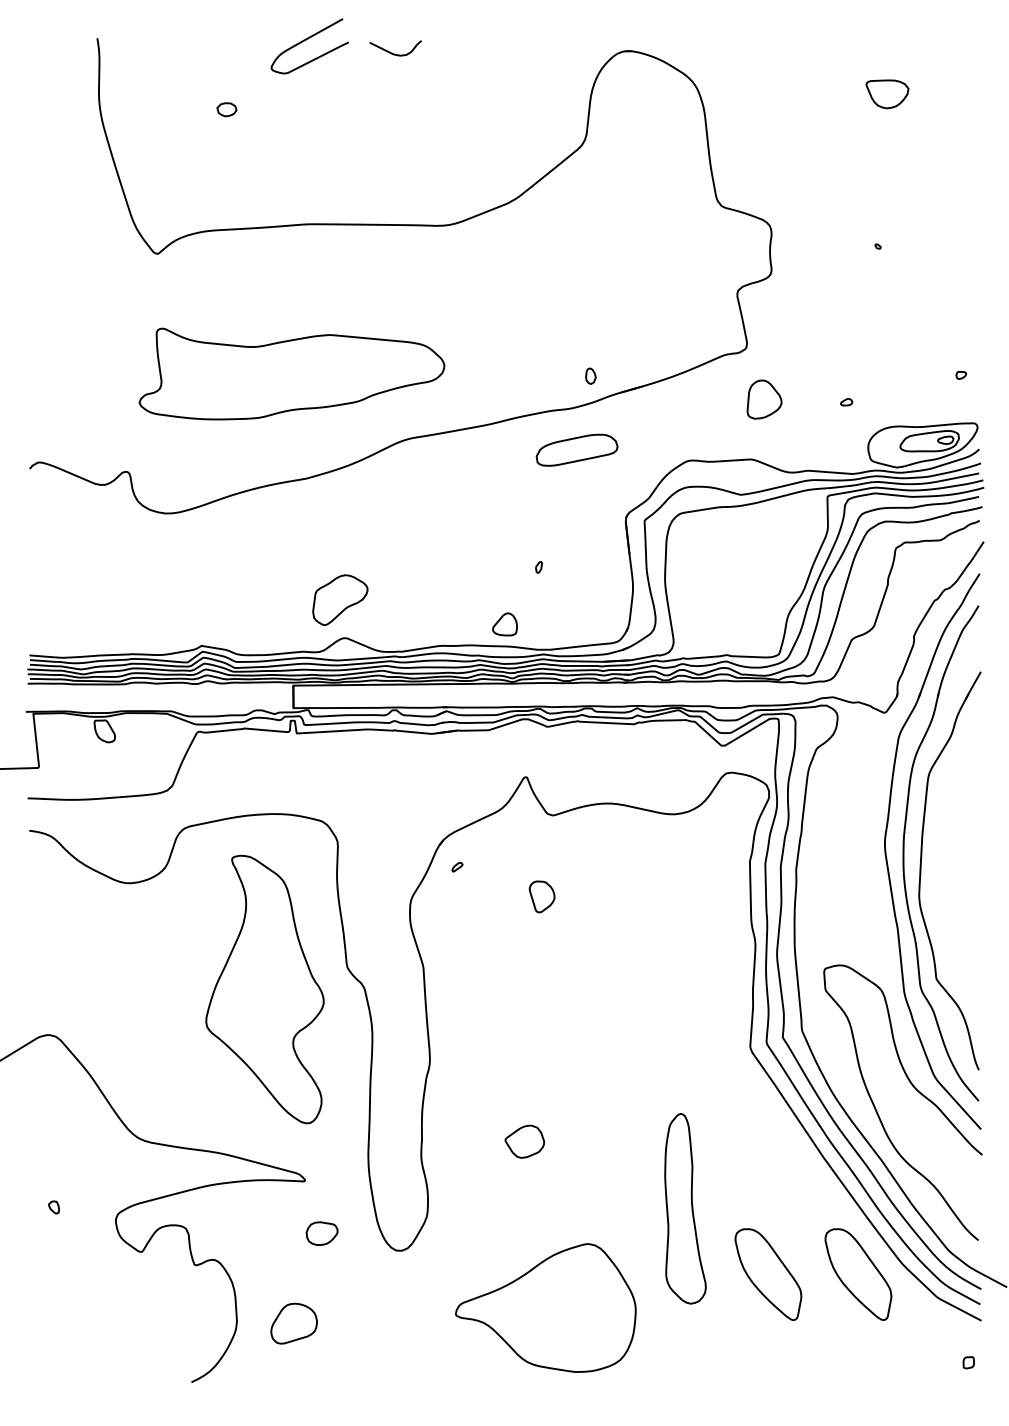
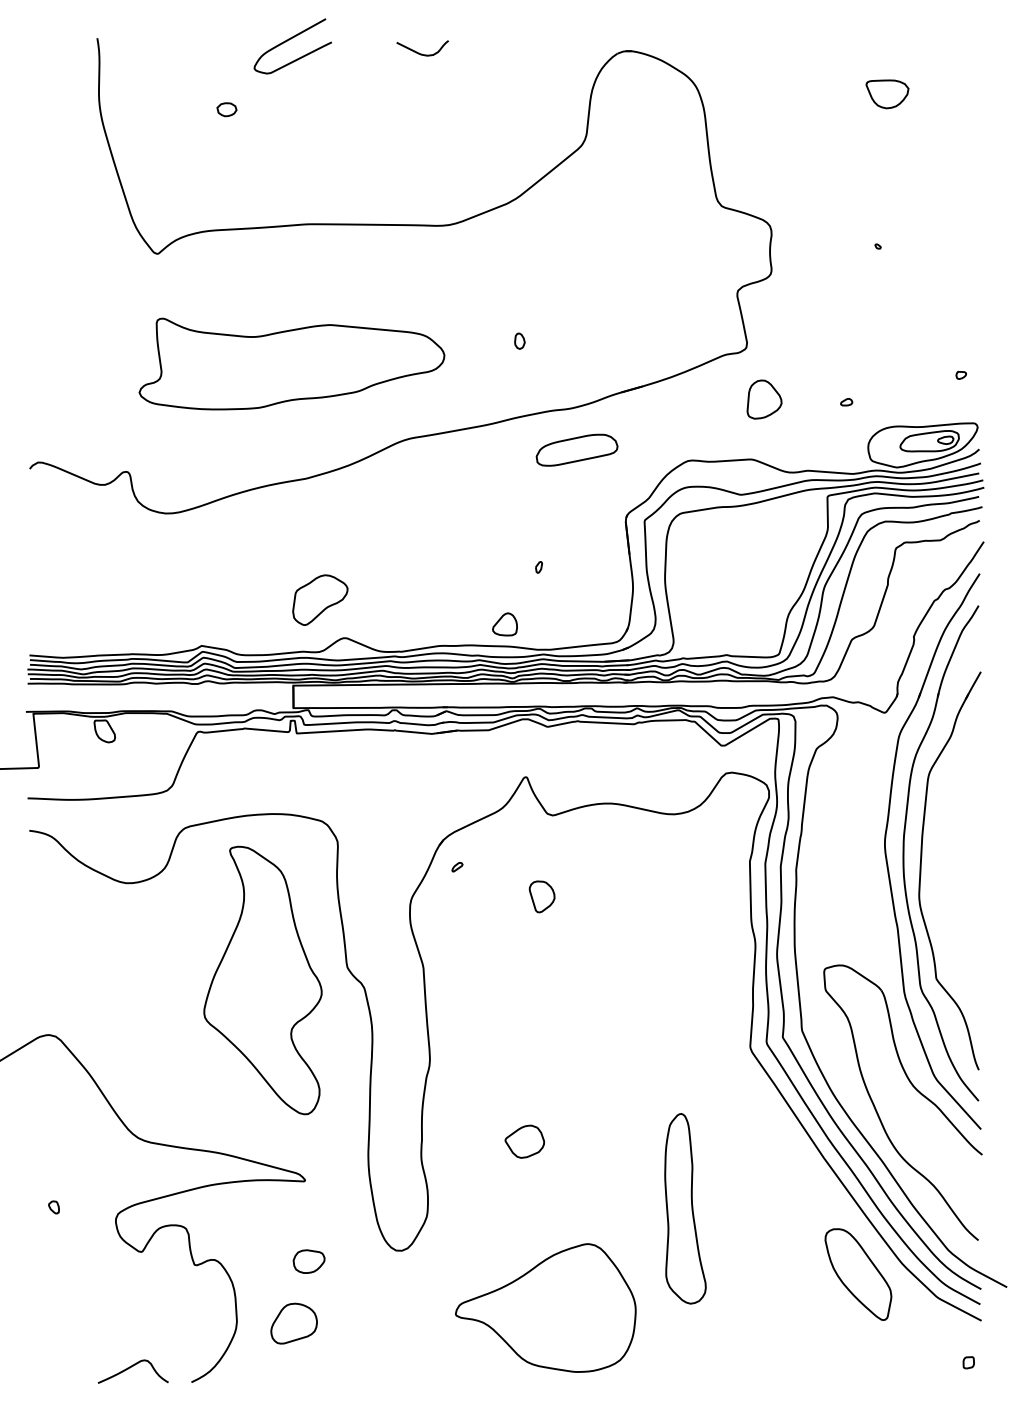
curve position: (306, 40) -> (289, 40) (289, 40)
curve position: (392, 52) -> (419, 52) (419, 52)
part position: (291, 373) -> (291, 363) (291, 363)
part position: (590, 375) -> (519, 340) (519, 340)
part position: (340, 599) -> (320, 599) (320, 599)
part position: (264, 989) -> (262, 980) (262, 980)
part position: (321, 1233) -> (308, 1261) (308, 1261)
part: present -> none (768, 1274)
curve: none -> present (130, 1368)
